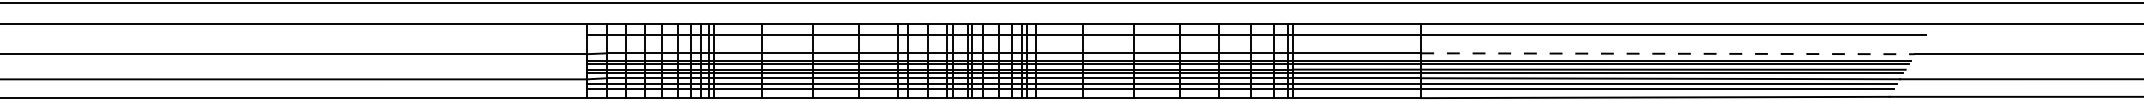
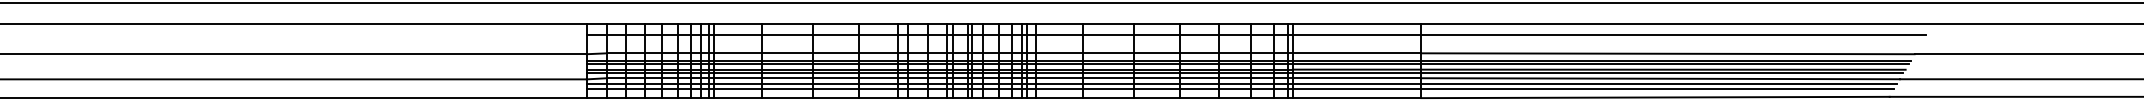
line: dashed -> solid (1667, 53)
